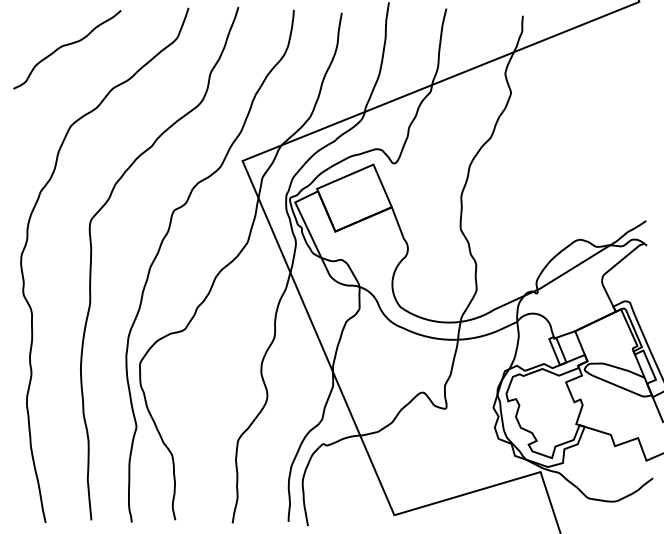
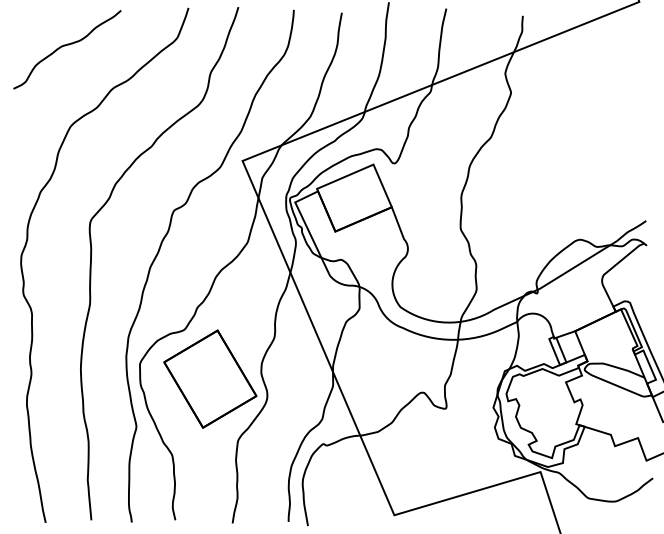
part: none -> present (210, 378)
